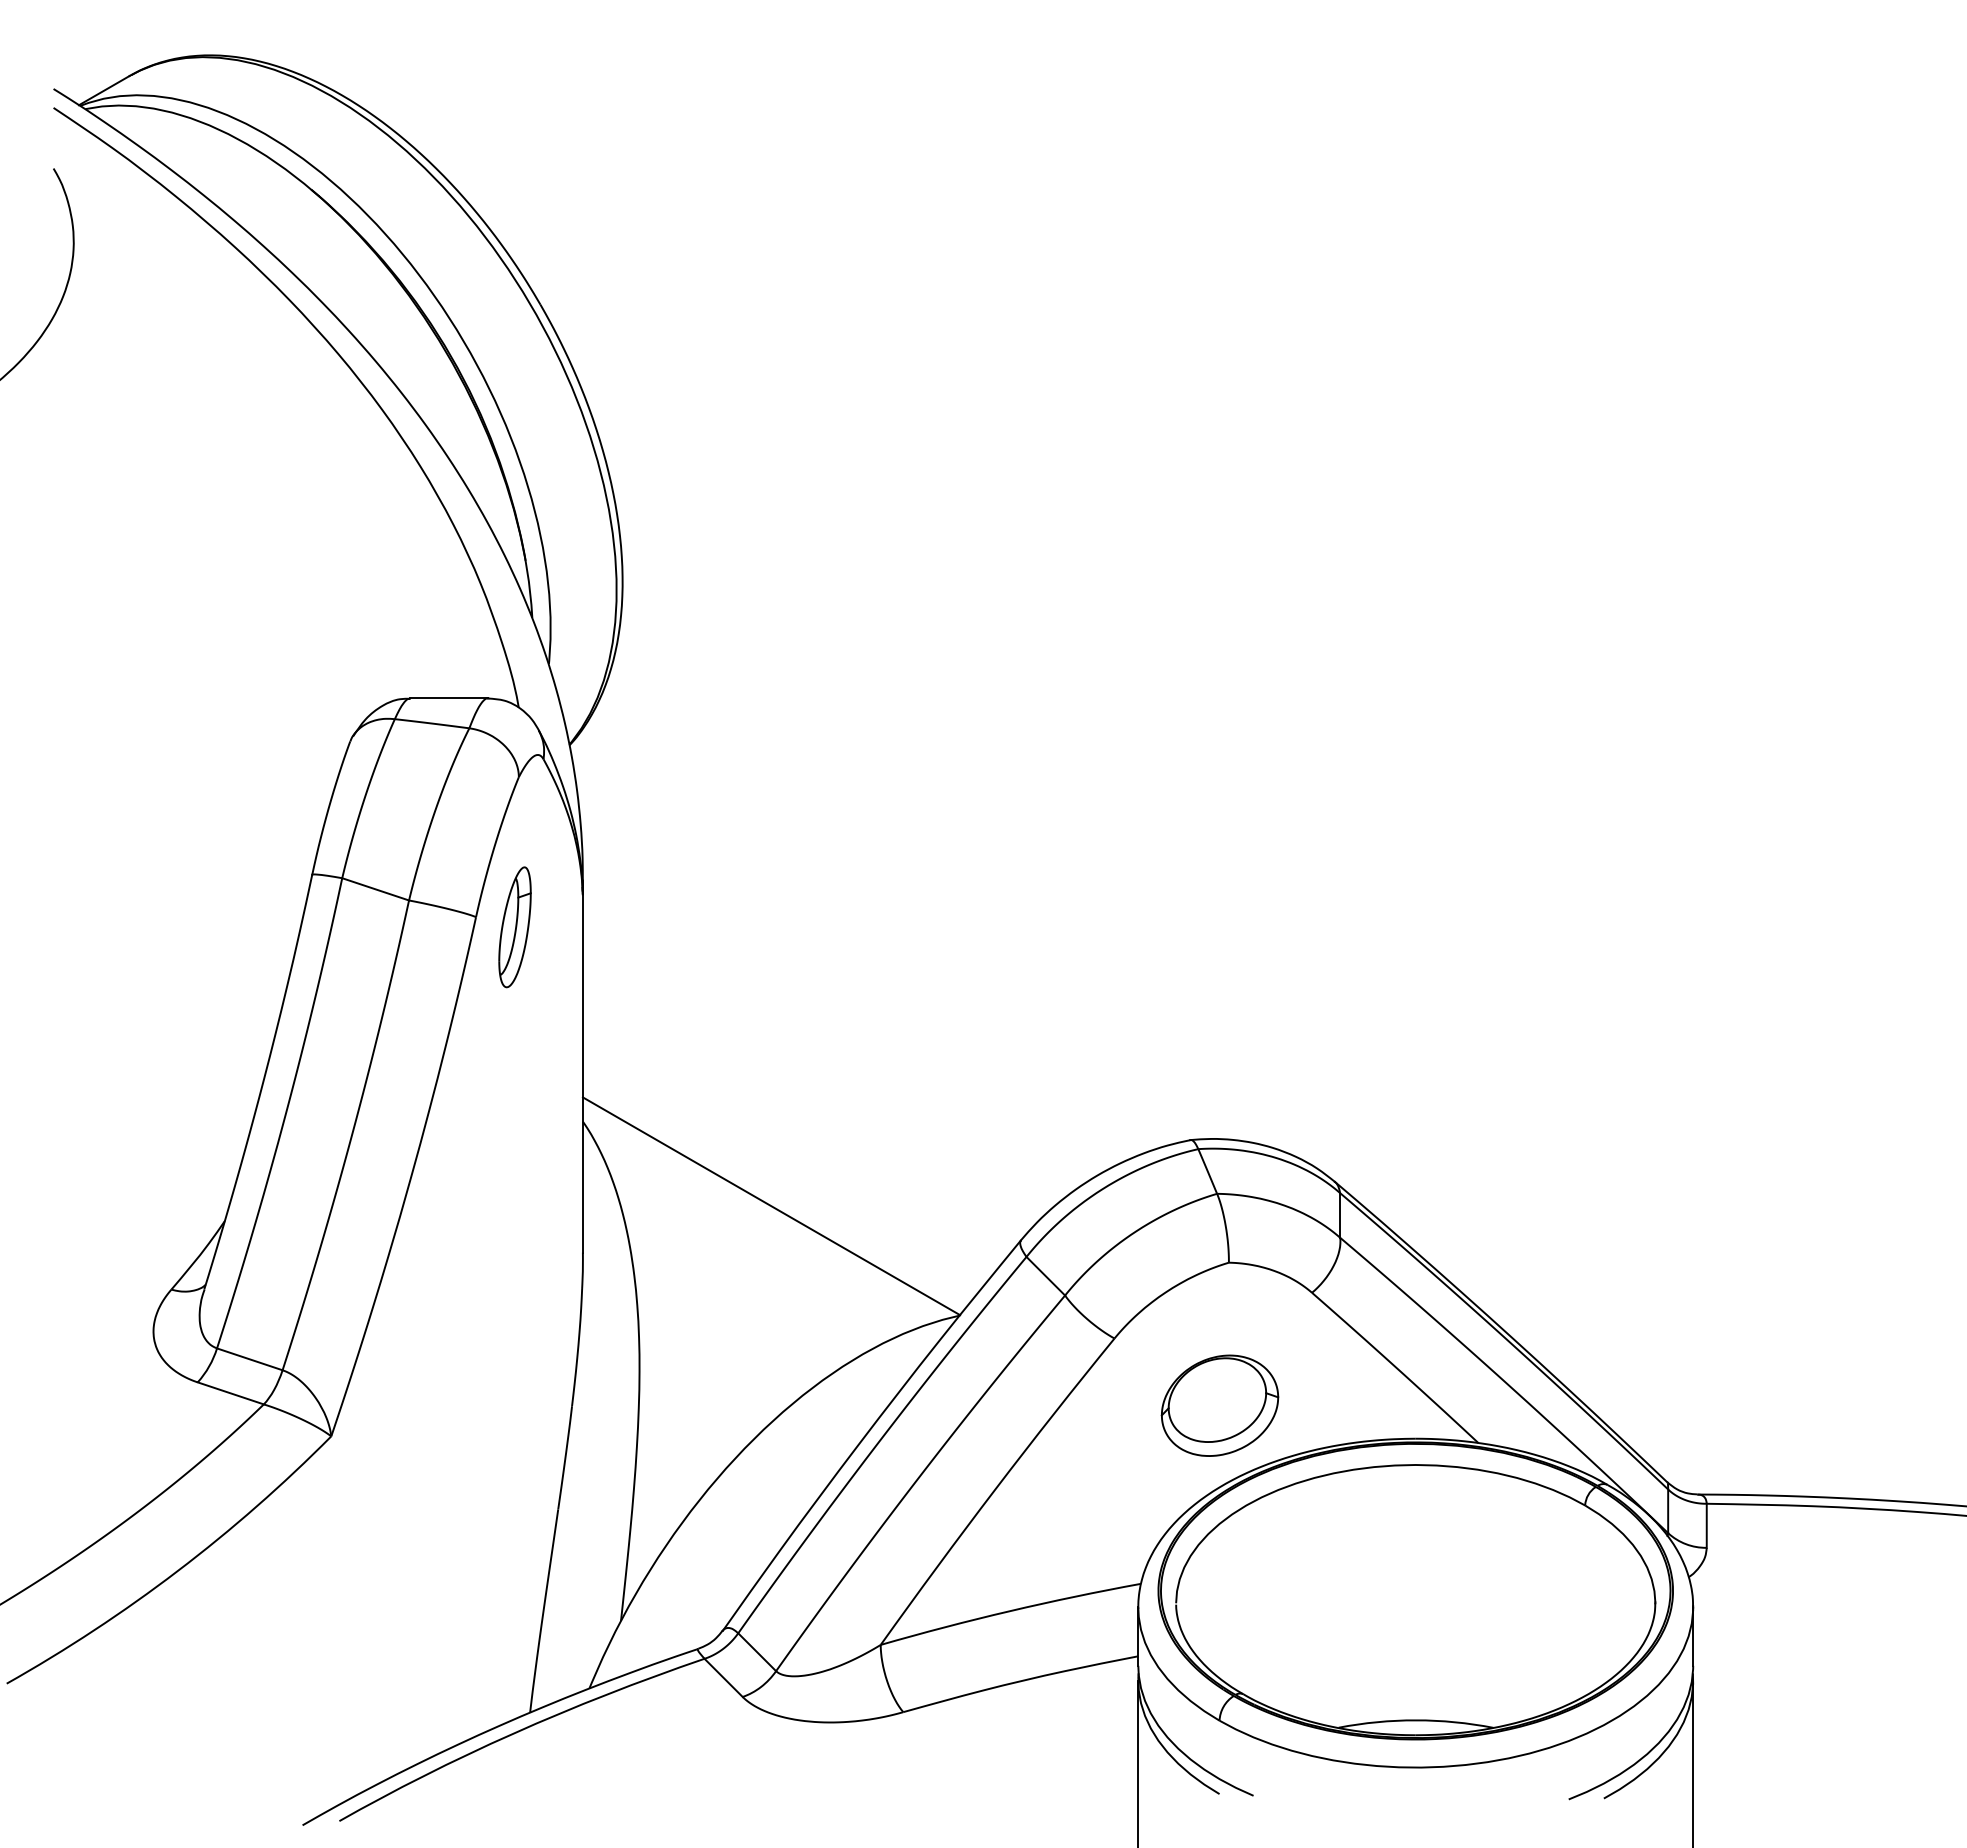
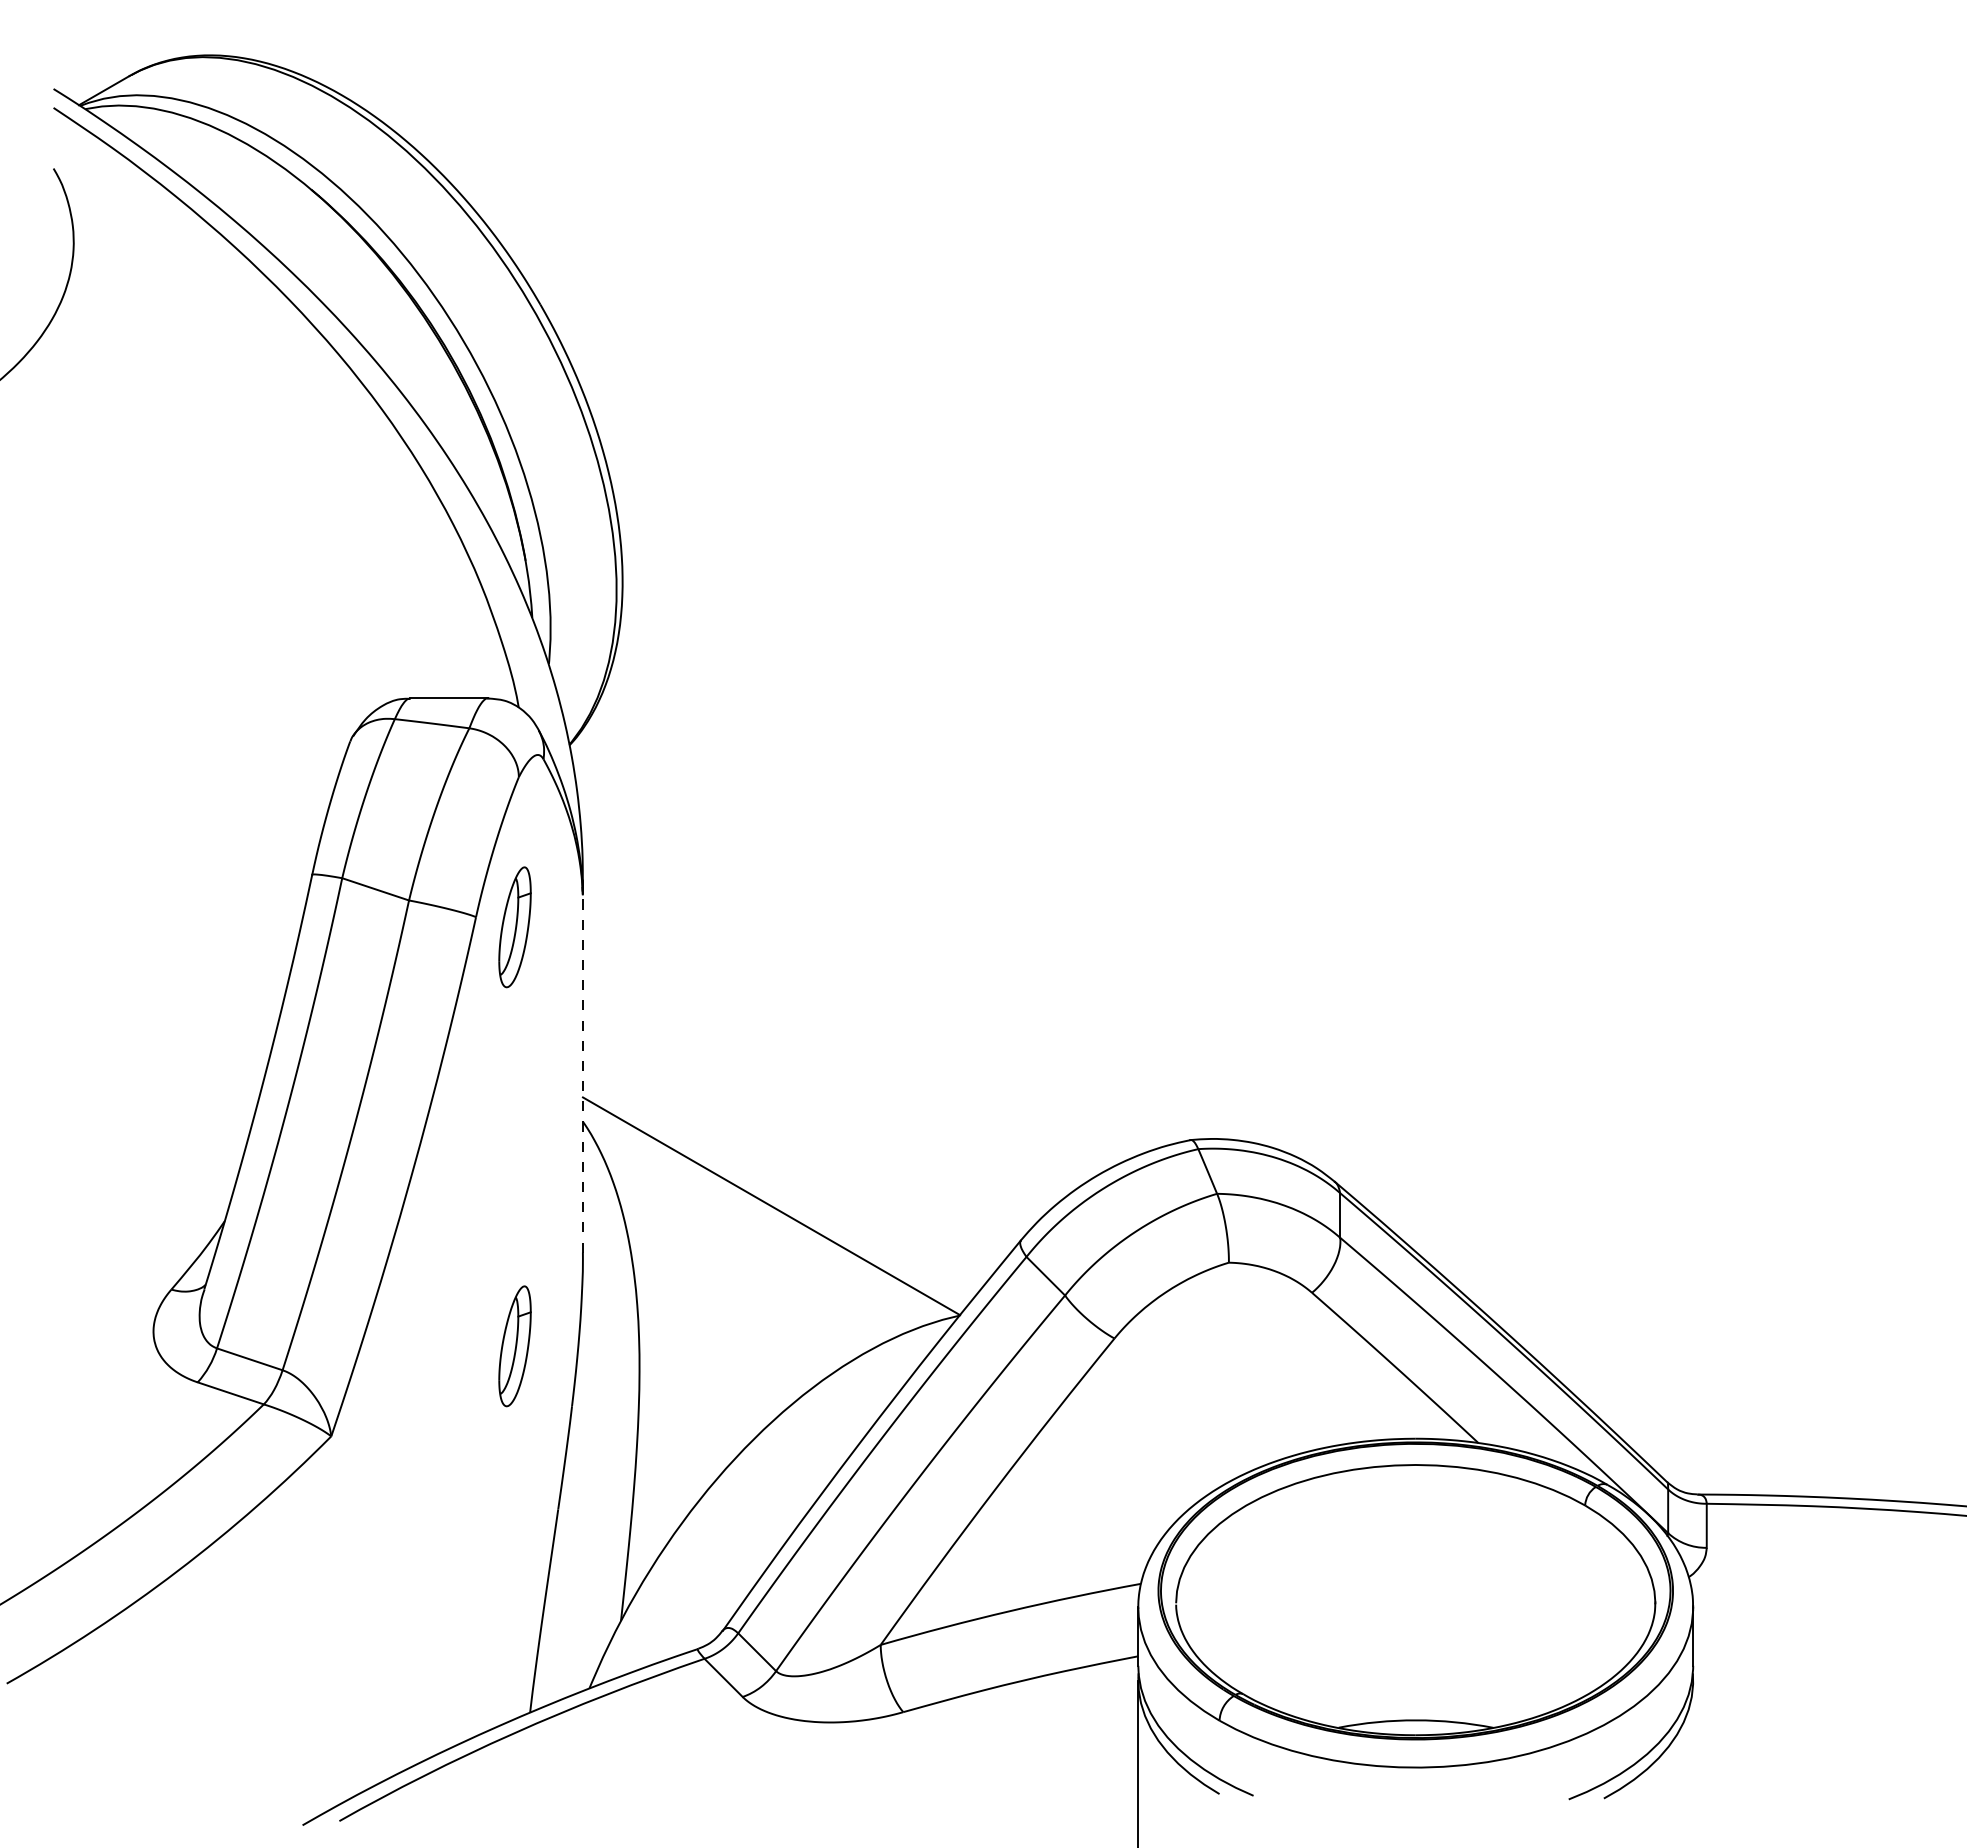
line: solid -> dashed (582, 1066)
part: none -> present (514, 1346)
part: present -> none (1219, 1405)
line: present -> none (1693, 1762)
